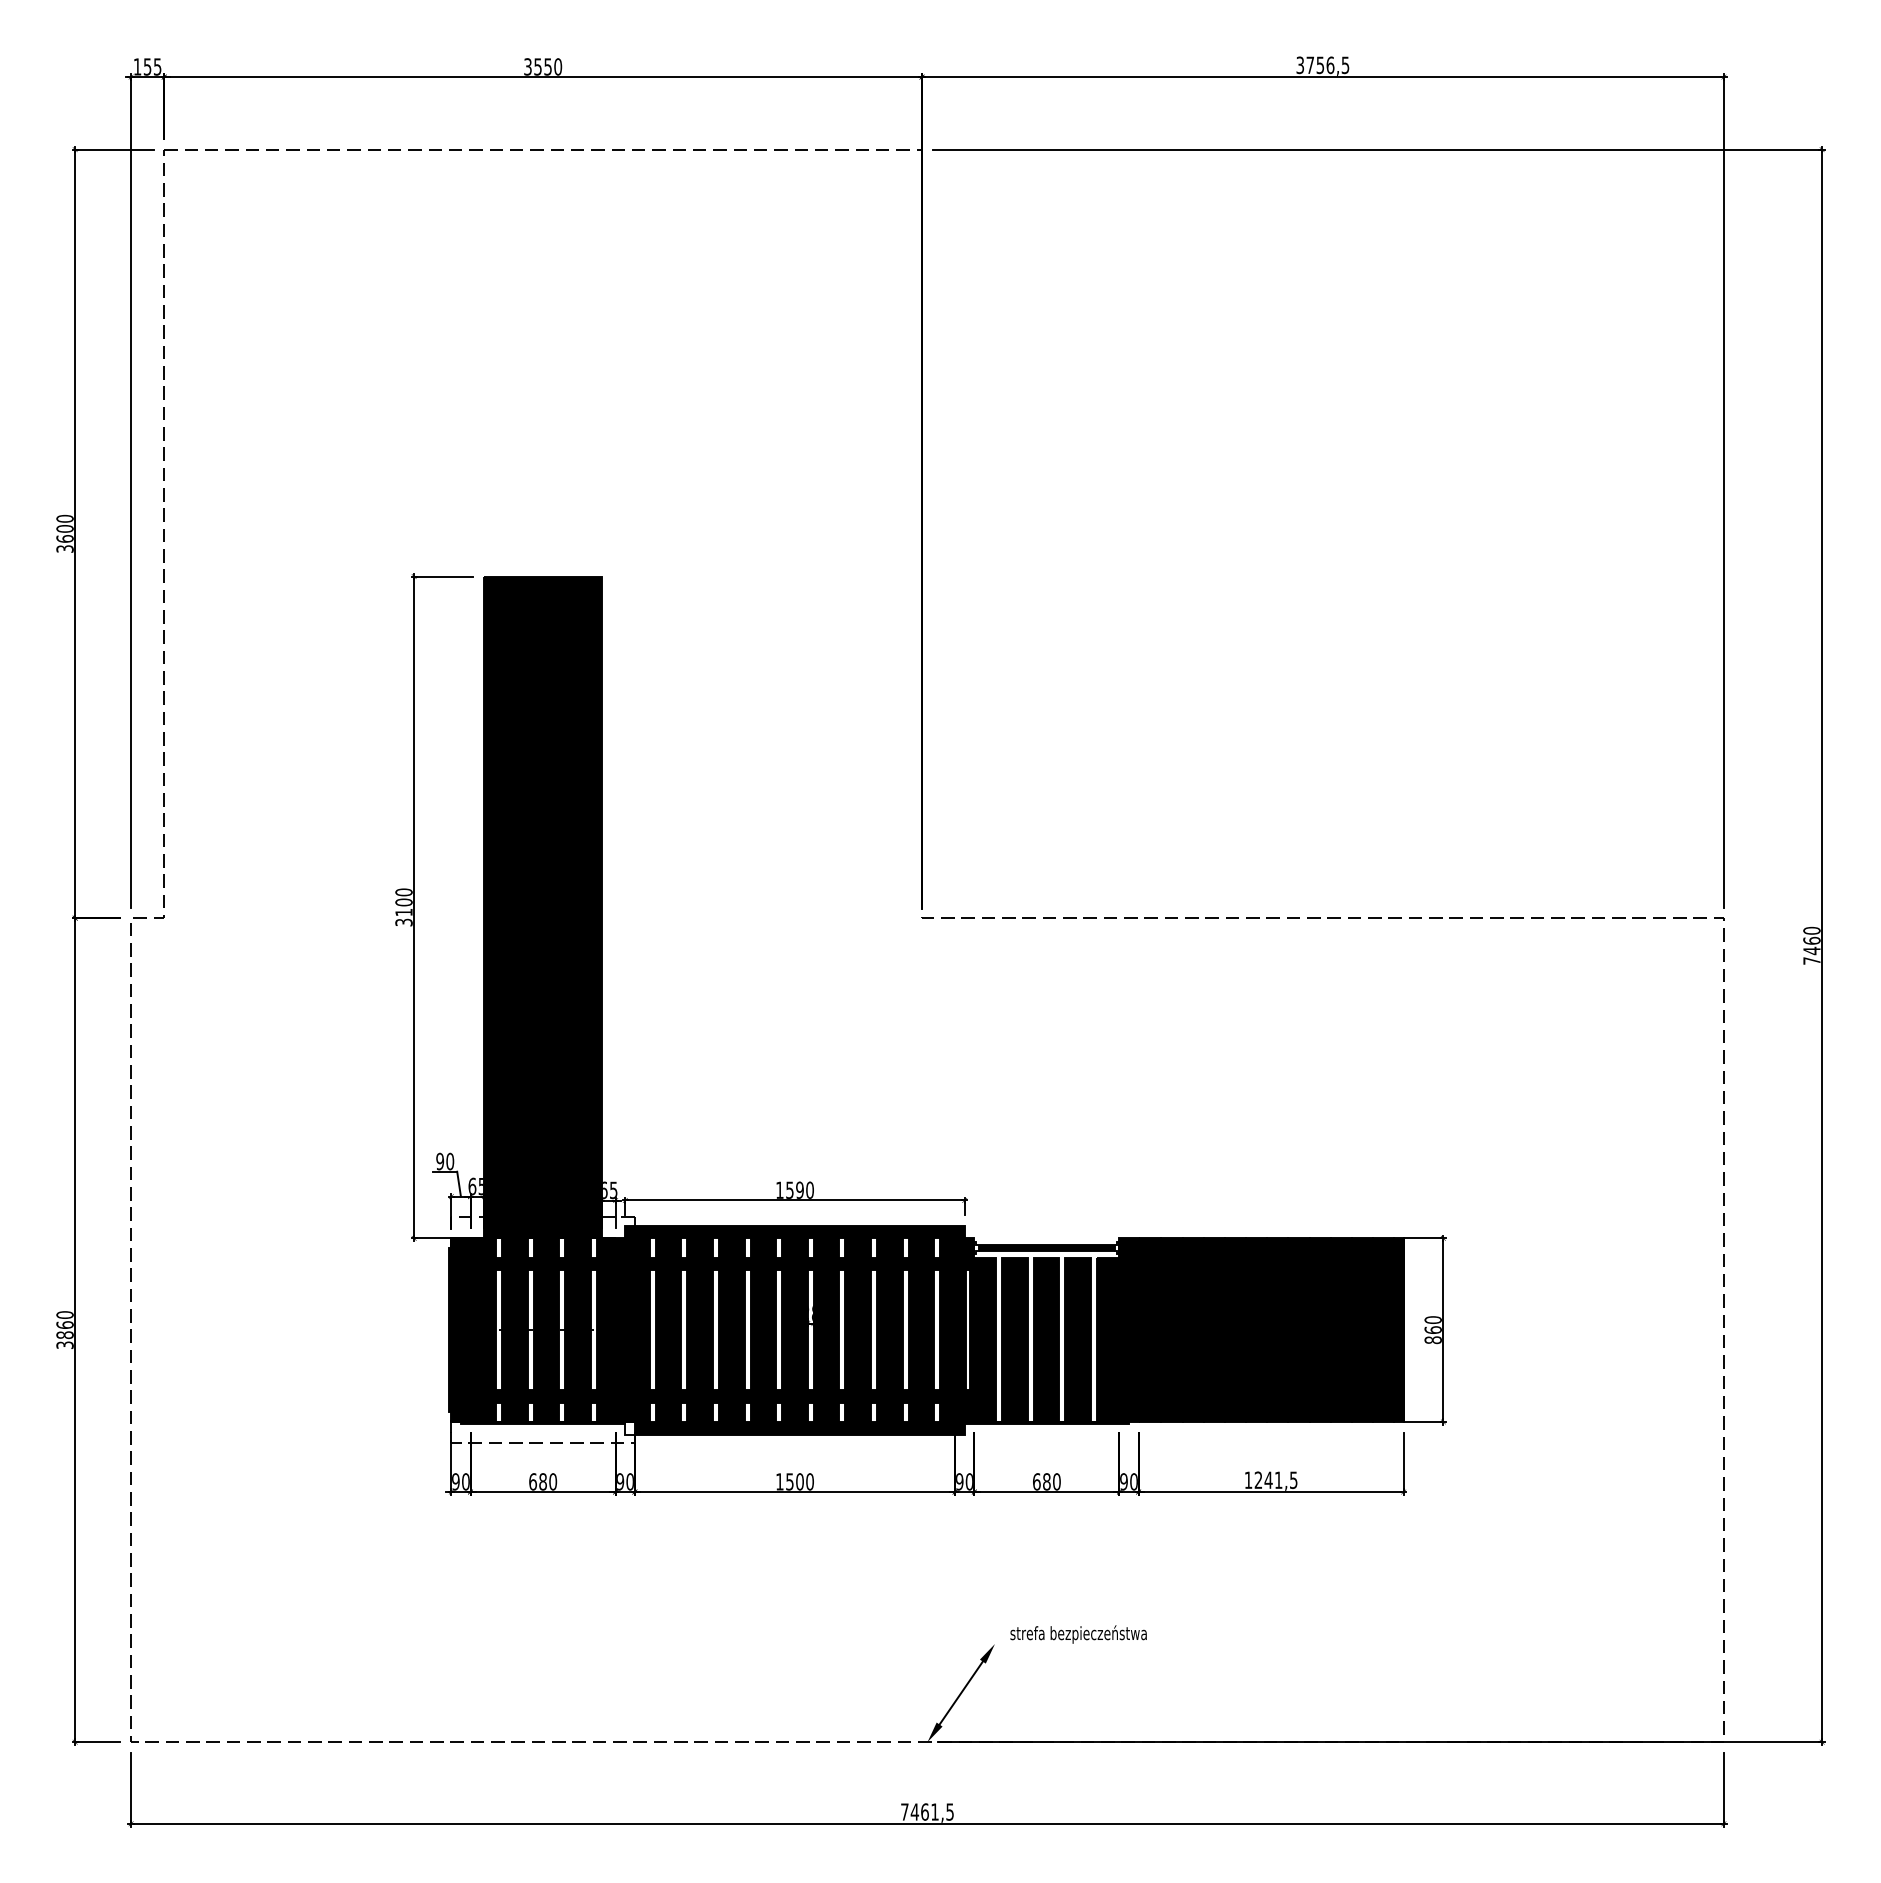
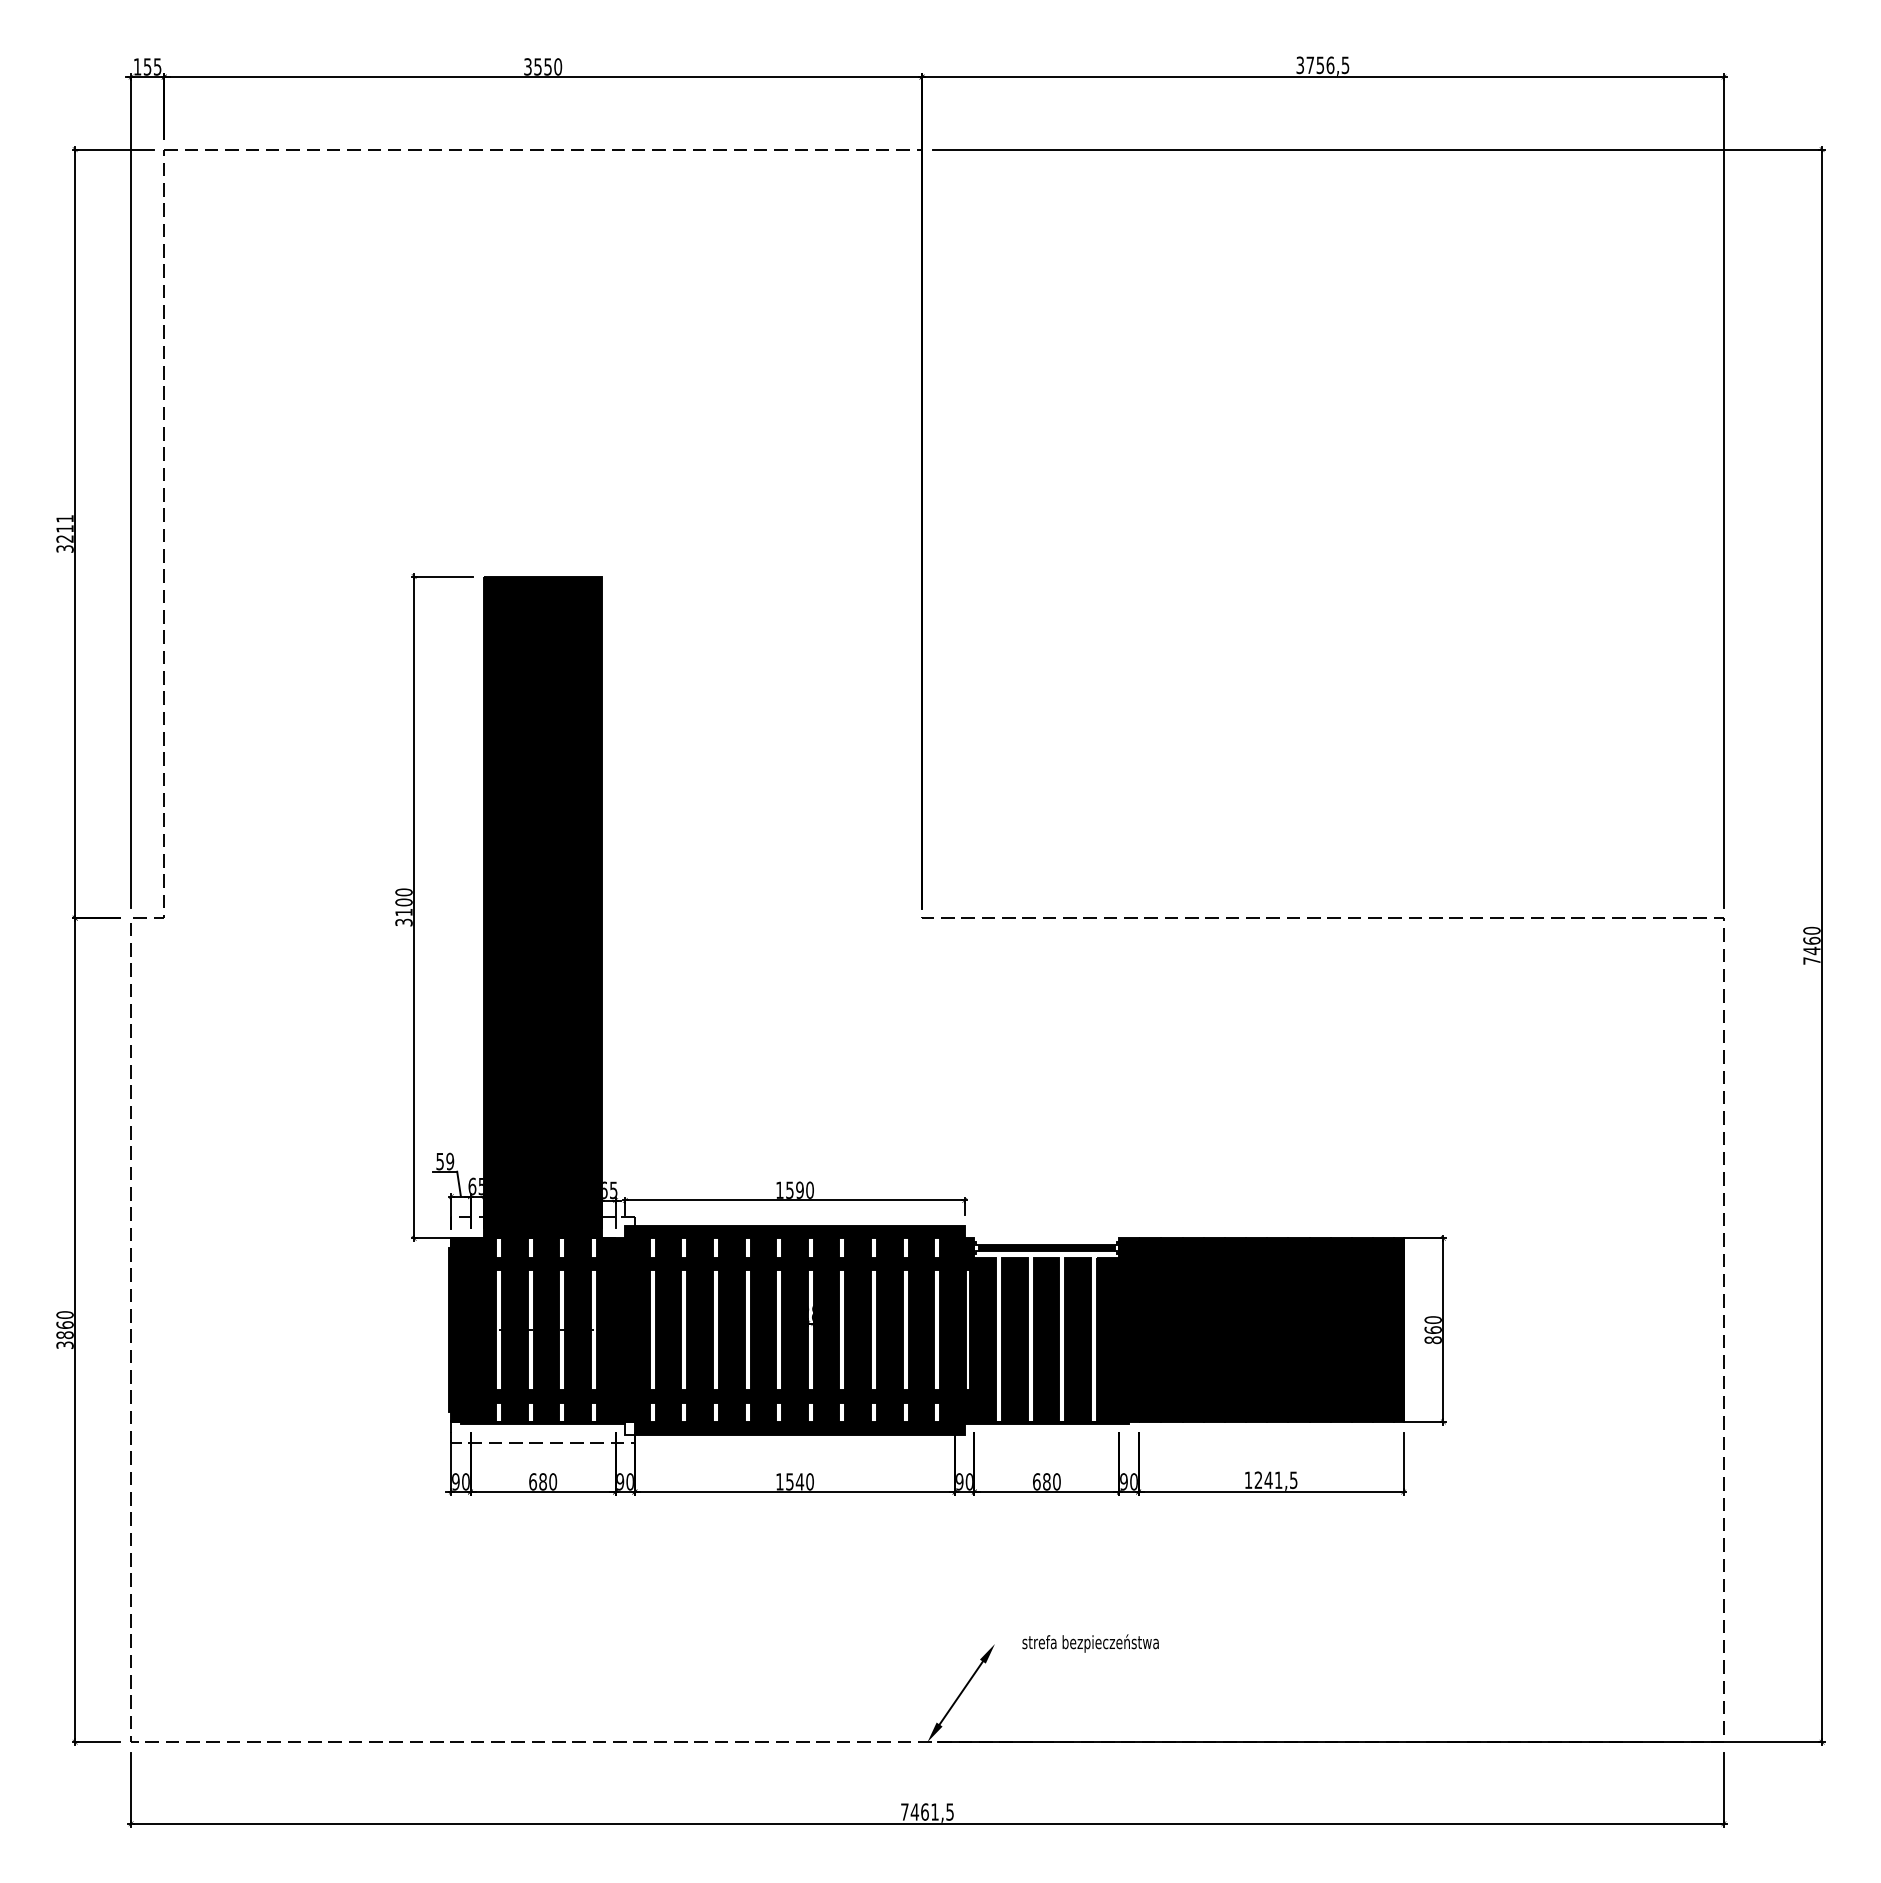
text: 3600 -> 3211 (64, 528)
text: 90 -> 59 (444, 1161)
text: 1500 -> 1540 (799, 1481)
text position: (1078, 1634) -> (1090, 1643) (1090, 1643)
